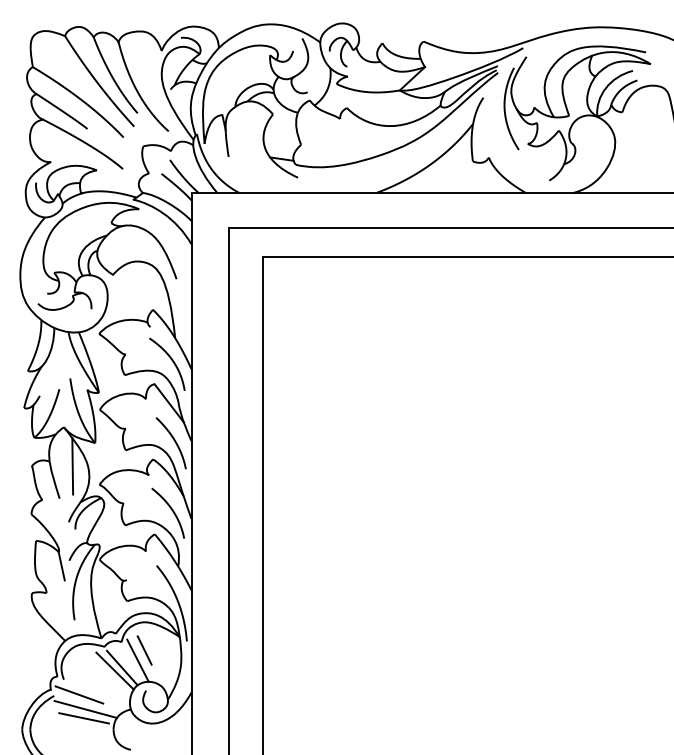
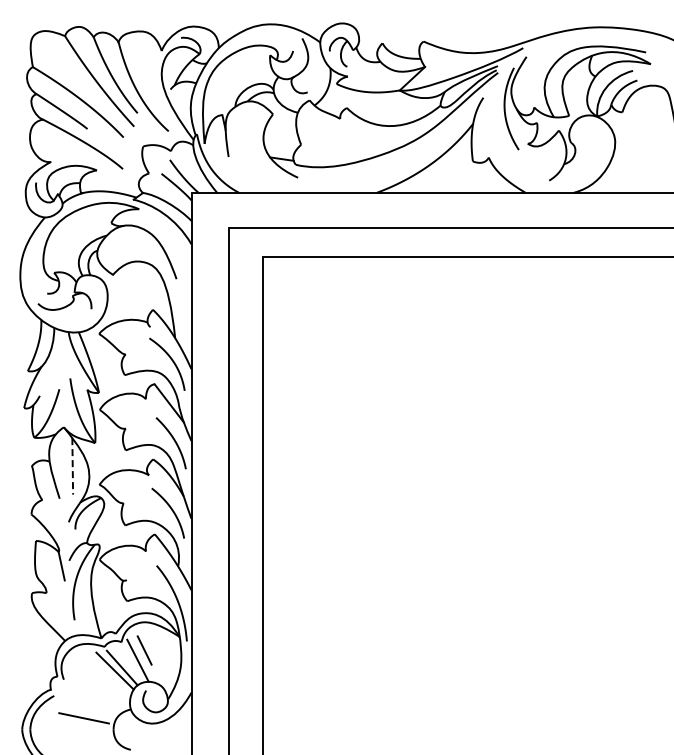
line: solid -> dashed (72, 466)
line: present -> none (79, 694)
line: present -> none (85, 709)
